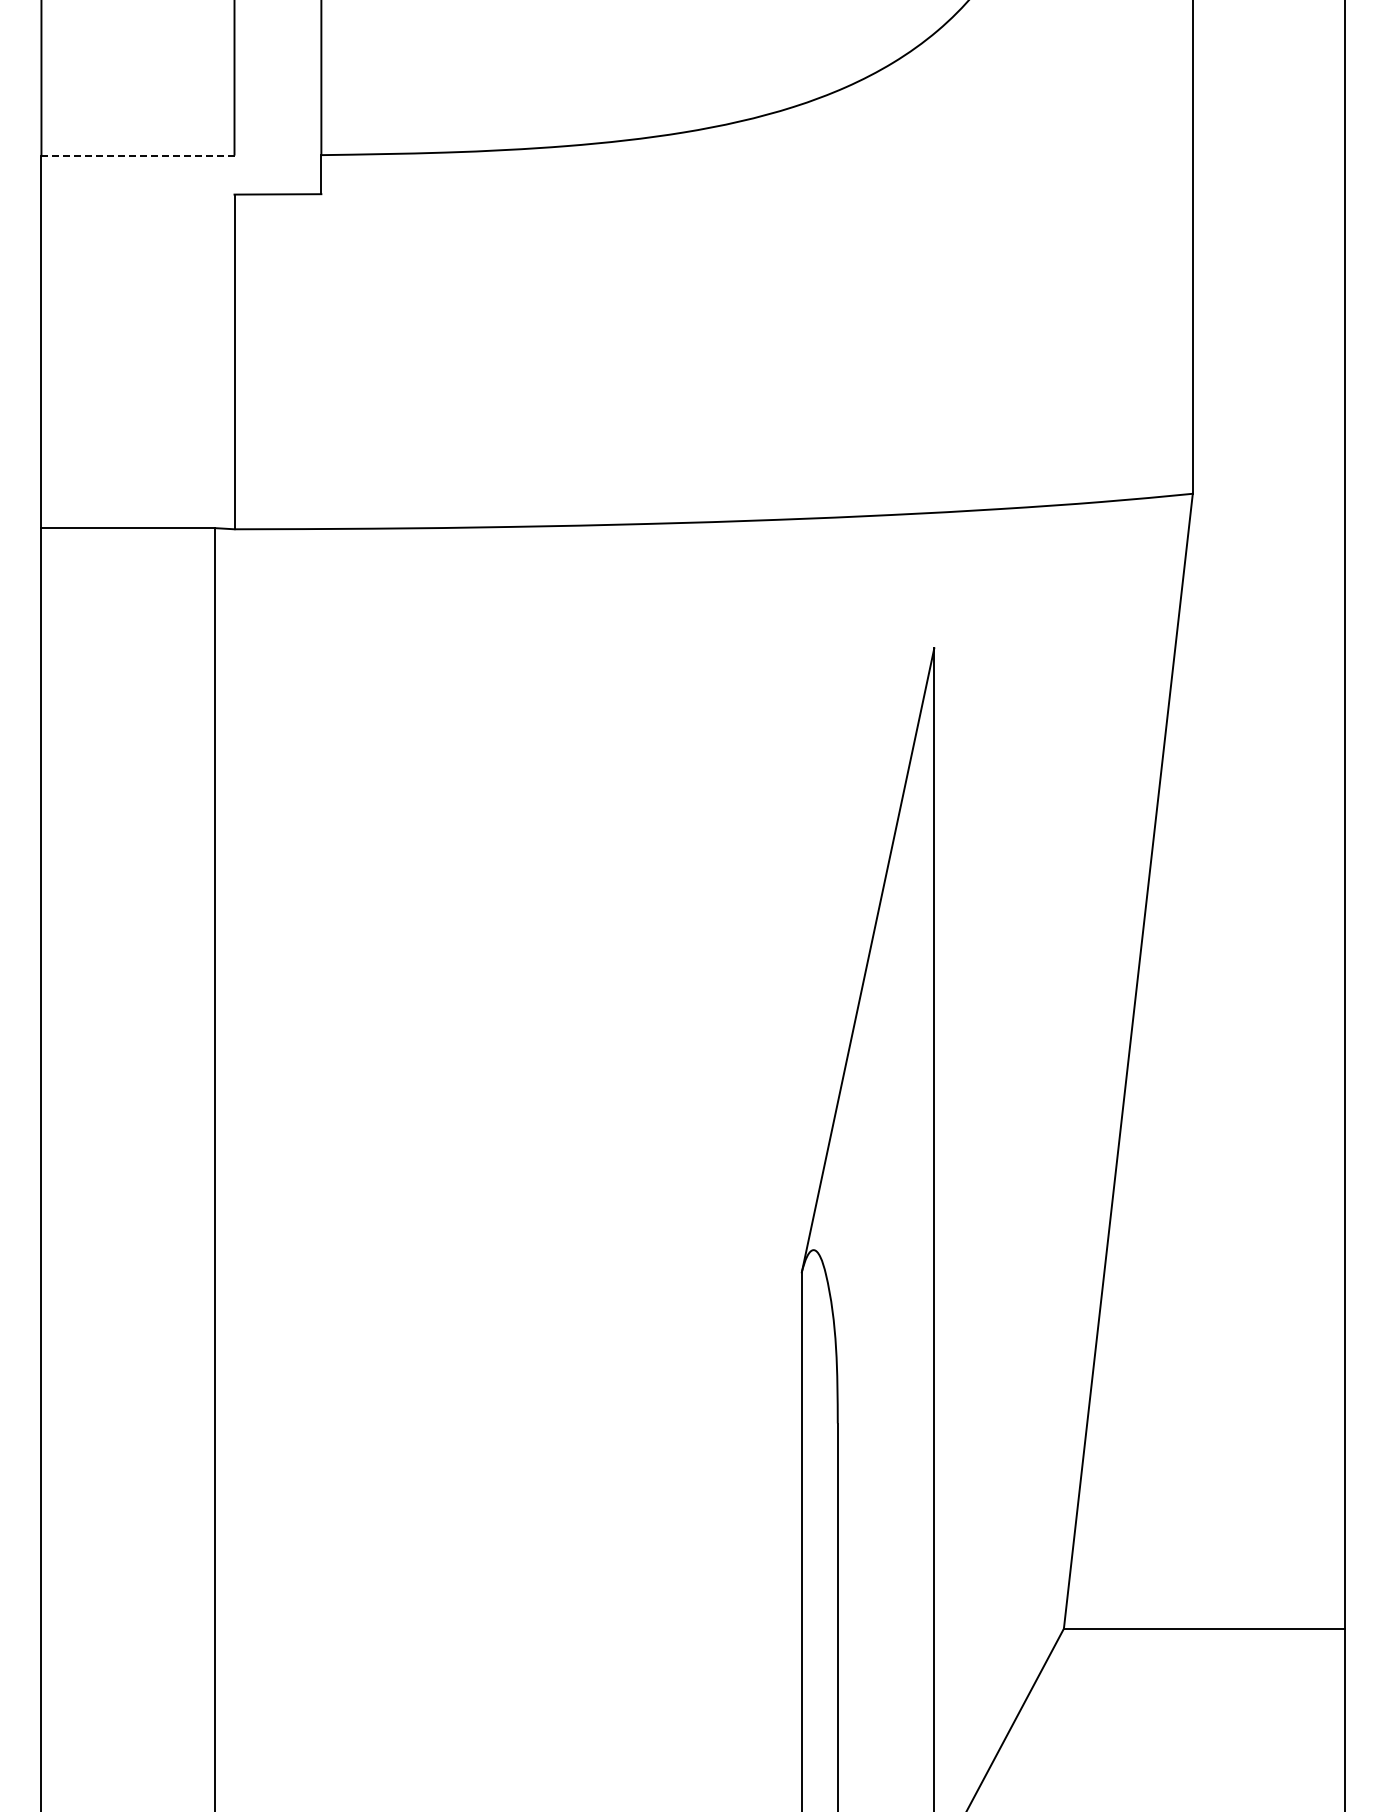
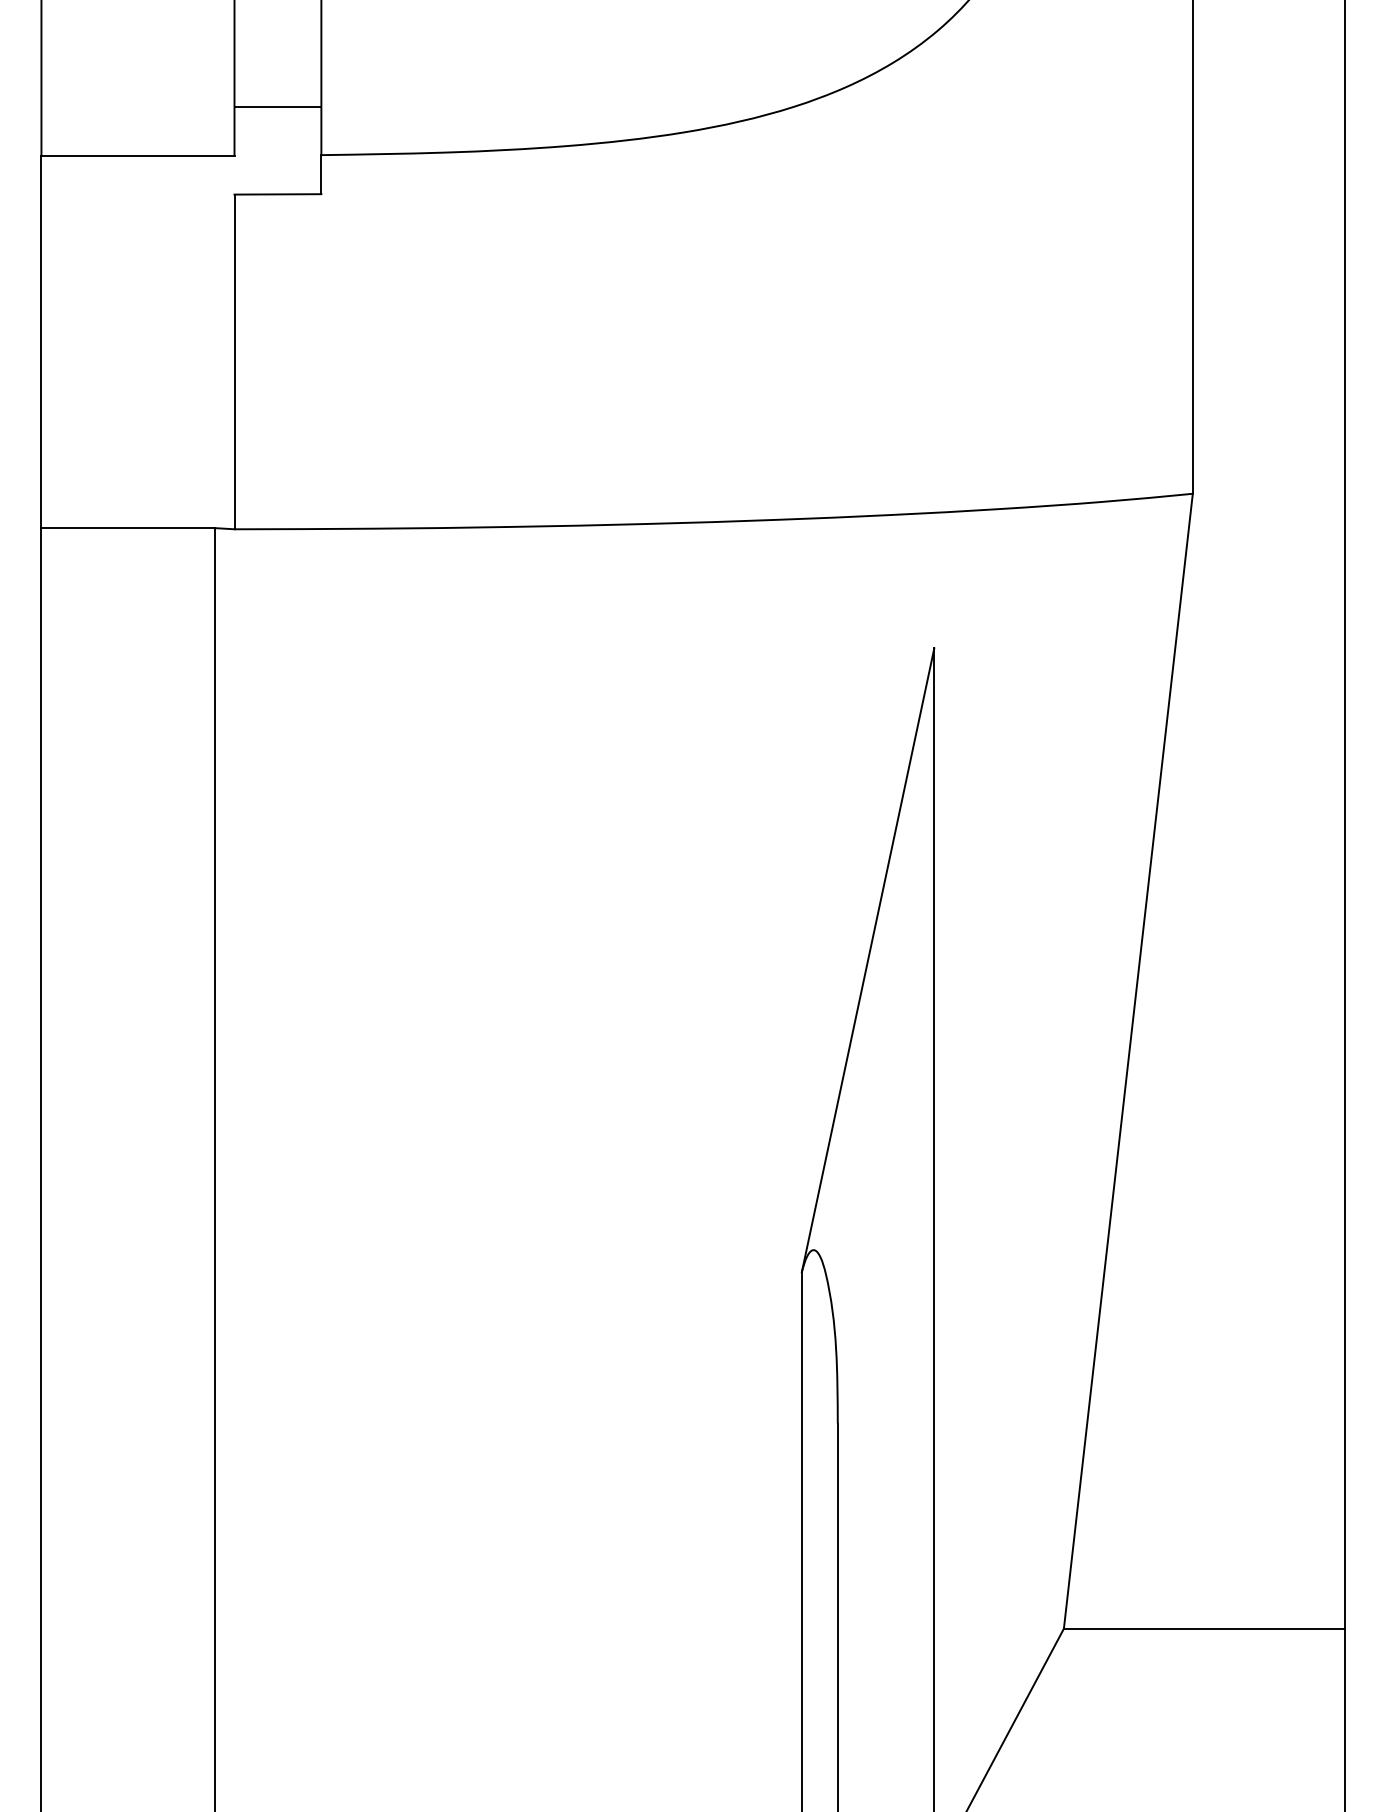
line: none -> present (277, 107)
line: dashed -> solid (137, 155)
